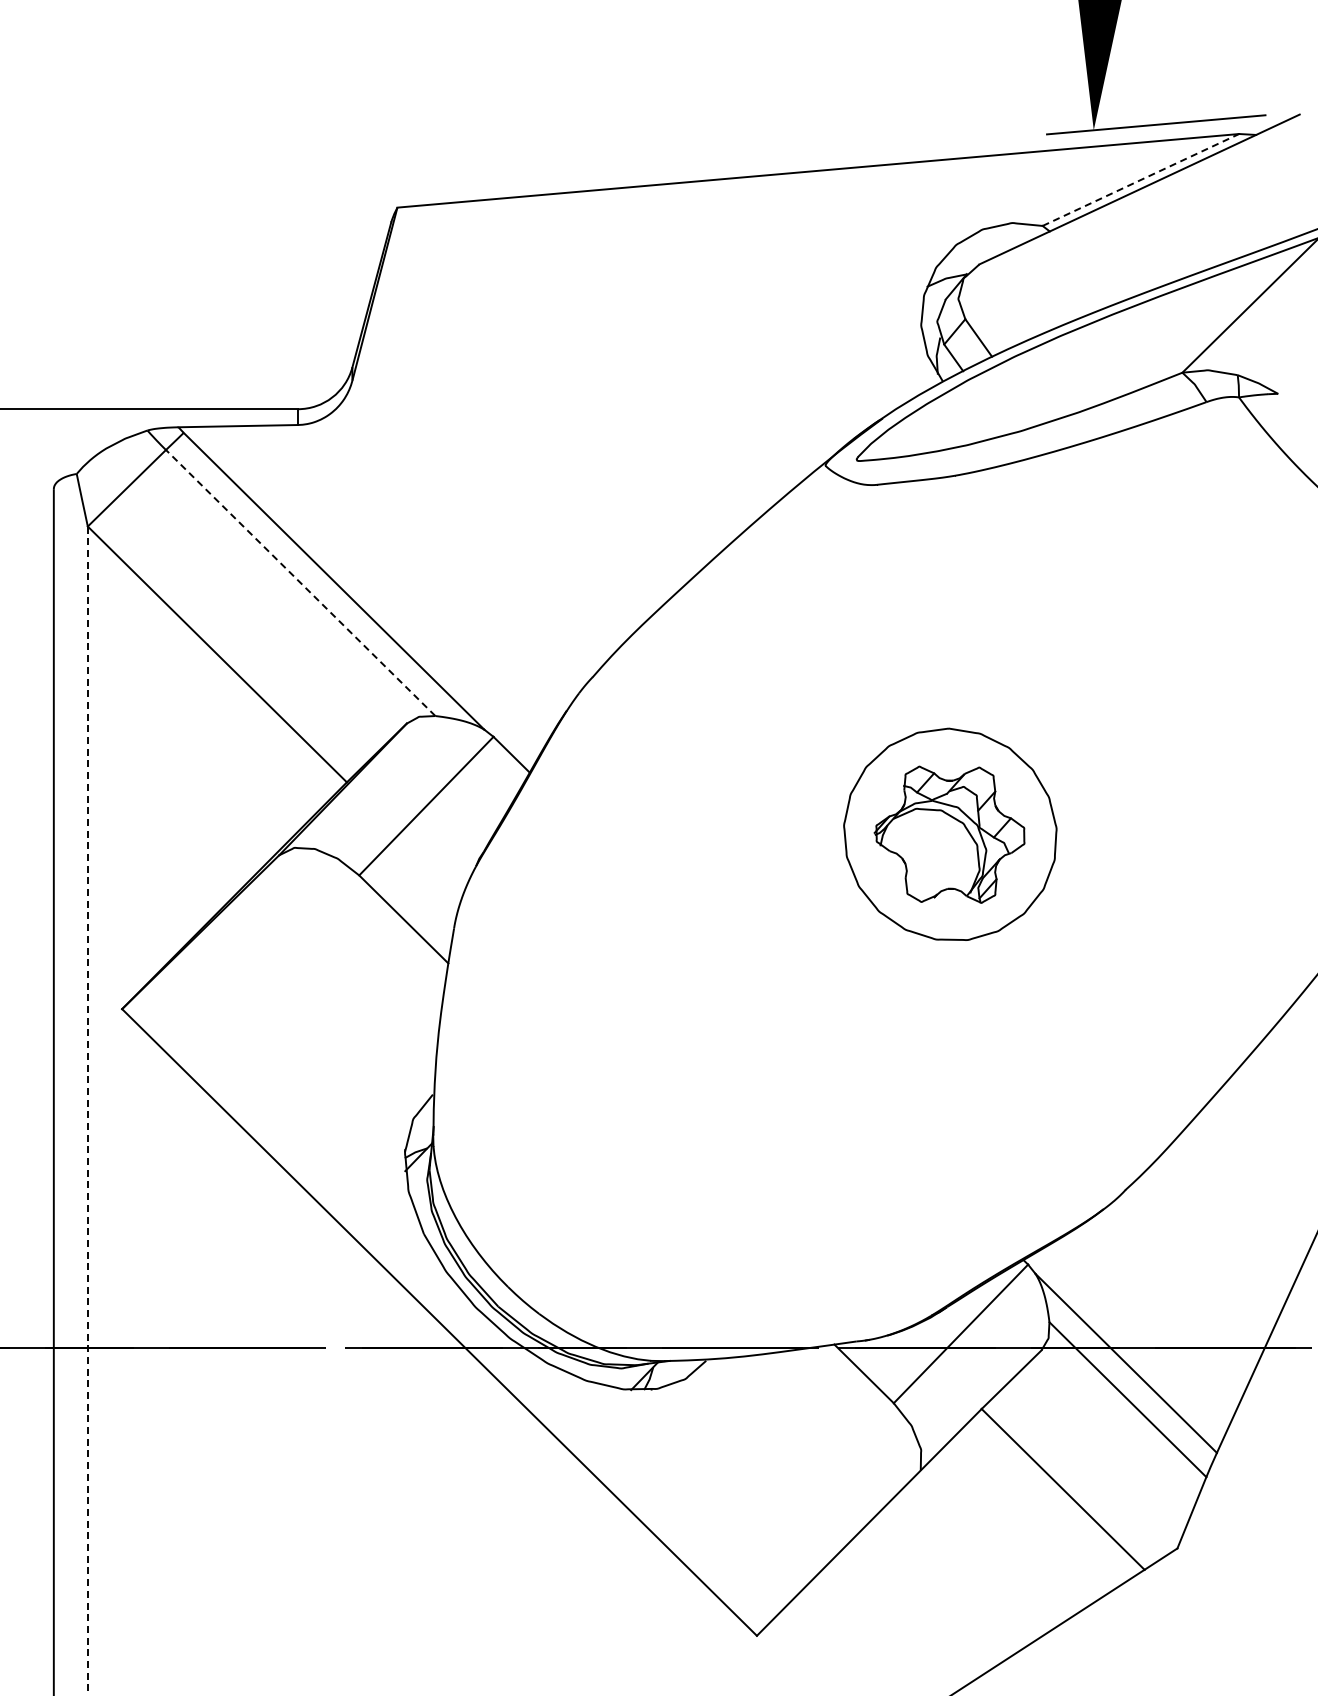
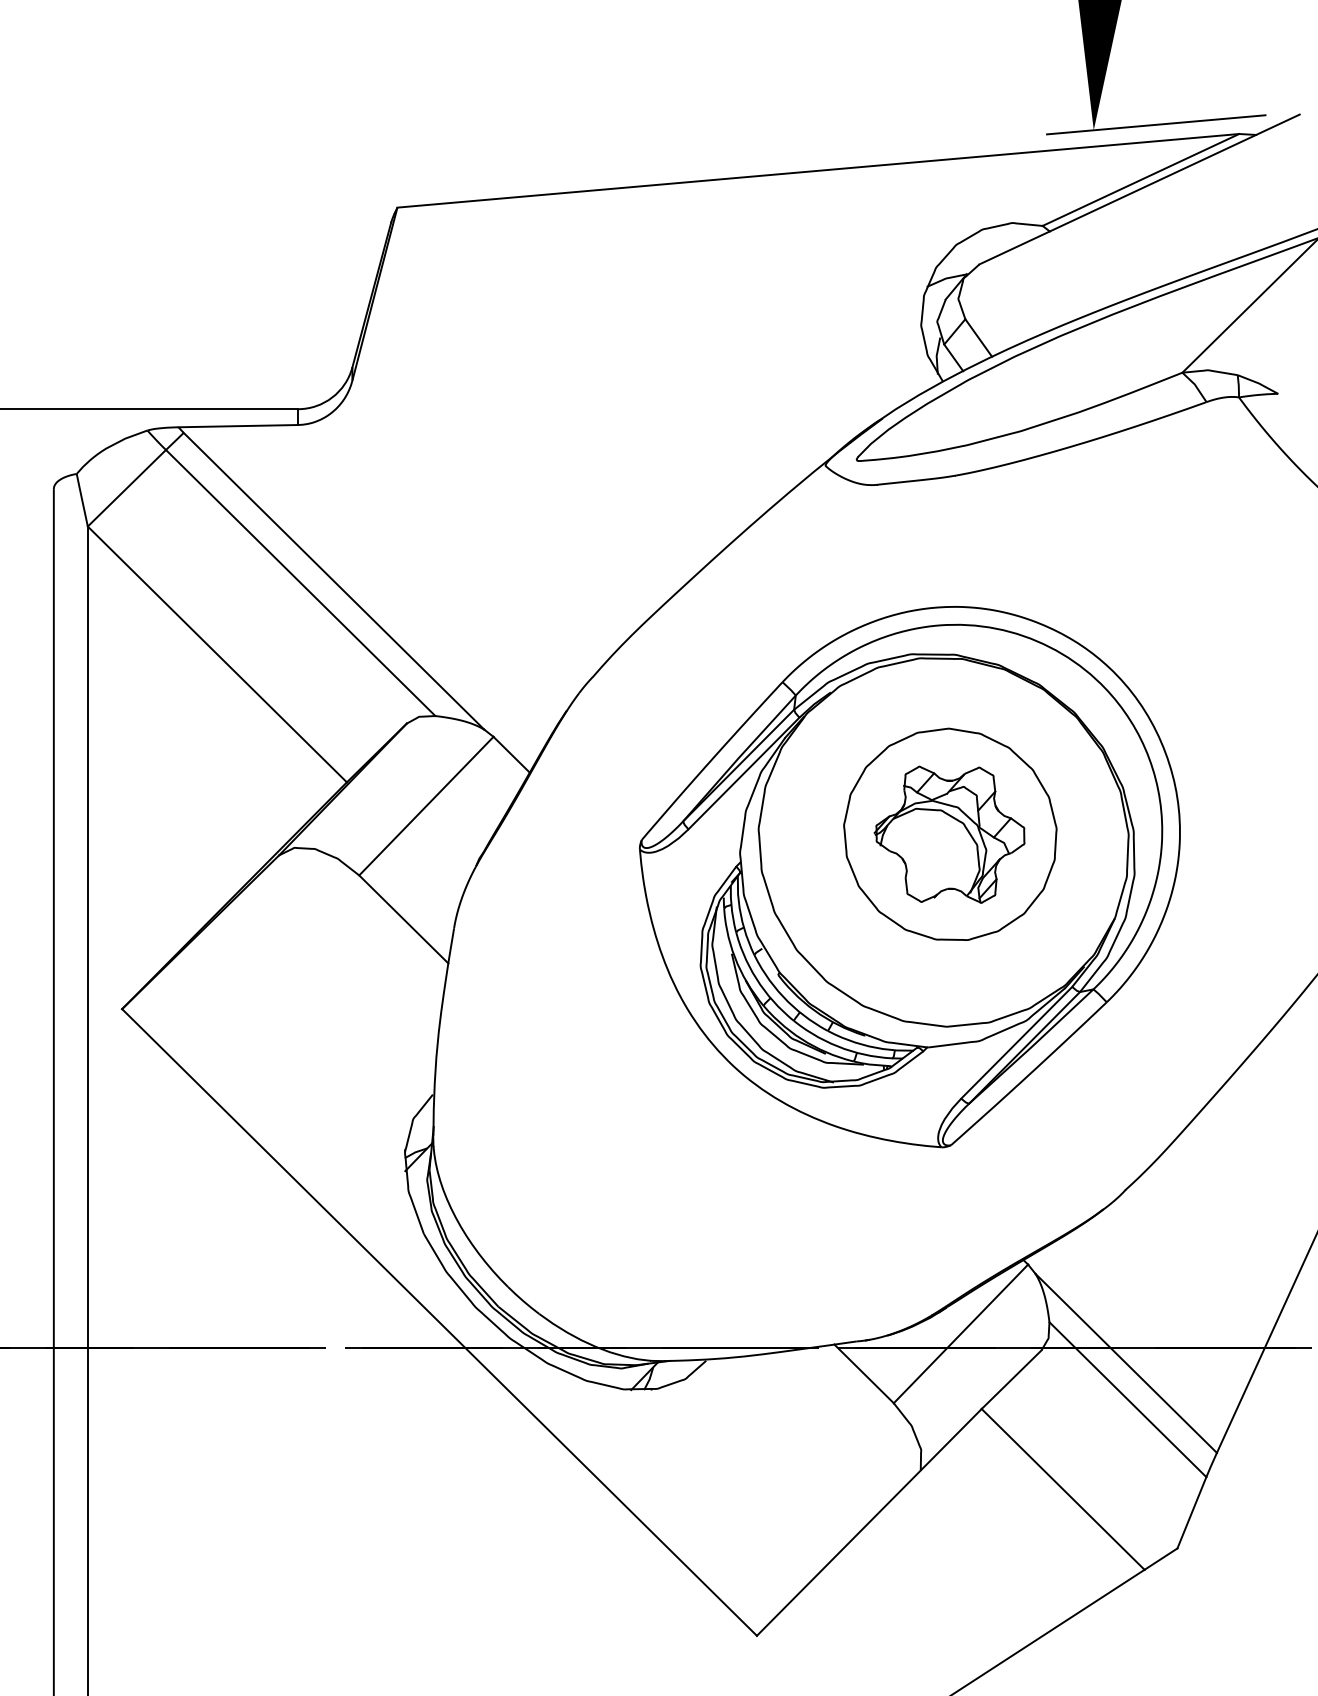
line: dashed -> solid (1141, 179)
line: dashed -> solid (300, 582)
part: none -> present (909, 877)
line: dashed -> solid (87, 1111)
